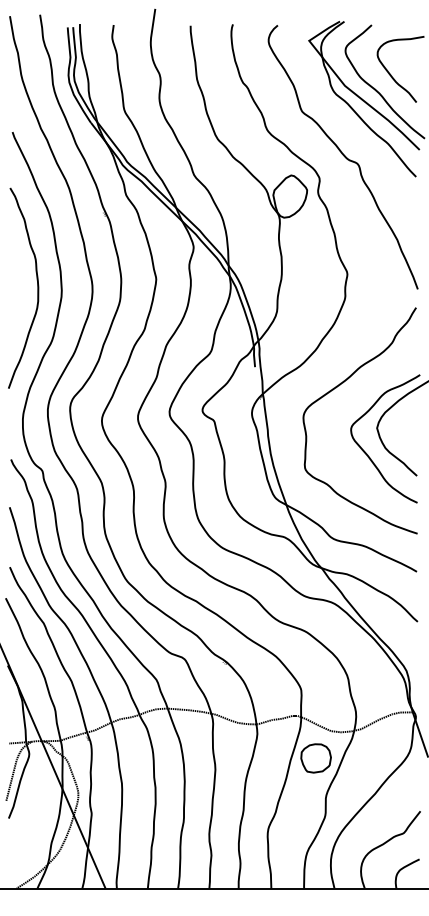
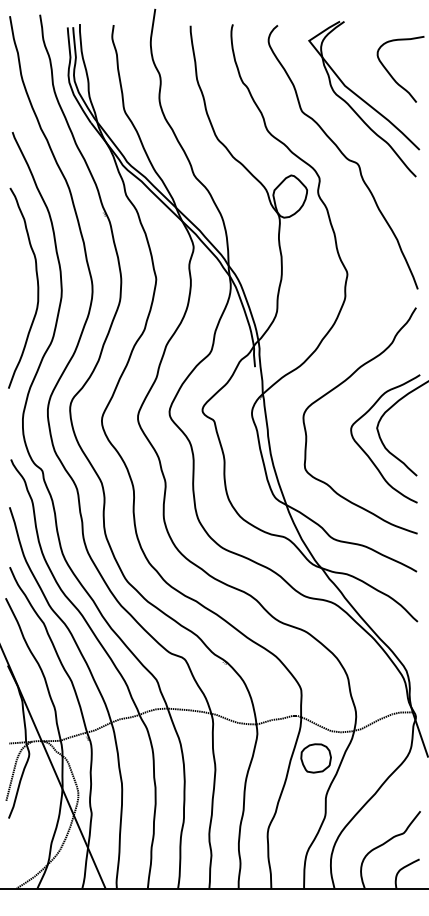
curve: present -> none (376, 89)
